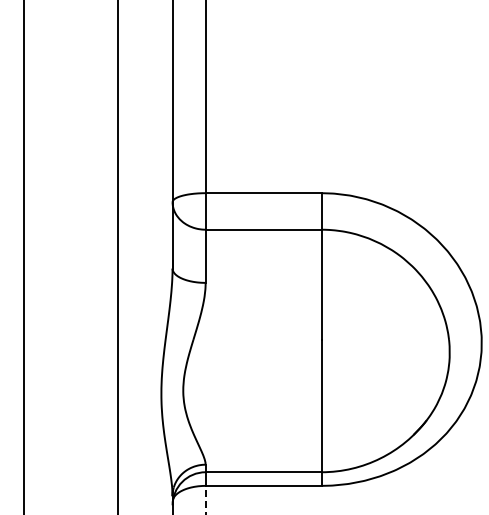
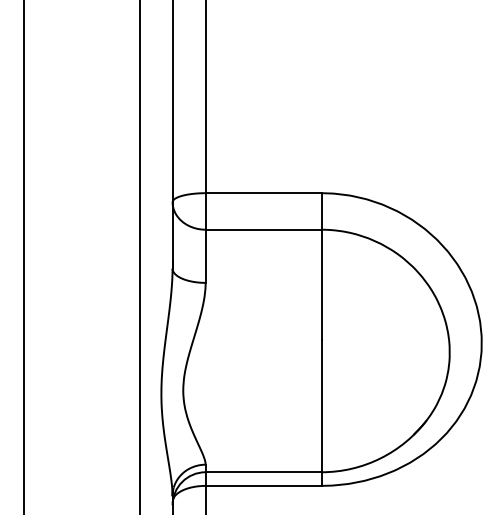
line position: (117, 256) -> (139, 256) (139, 256)
line: dashed -> solid (205, 499)
